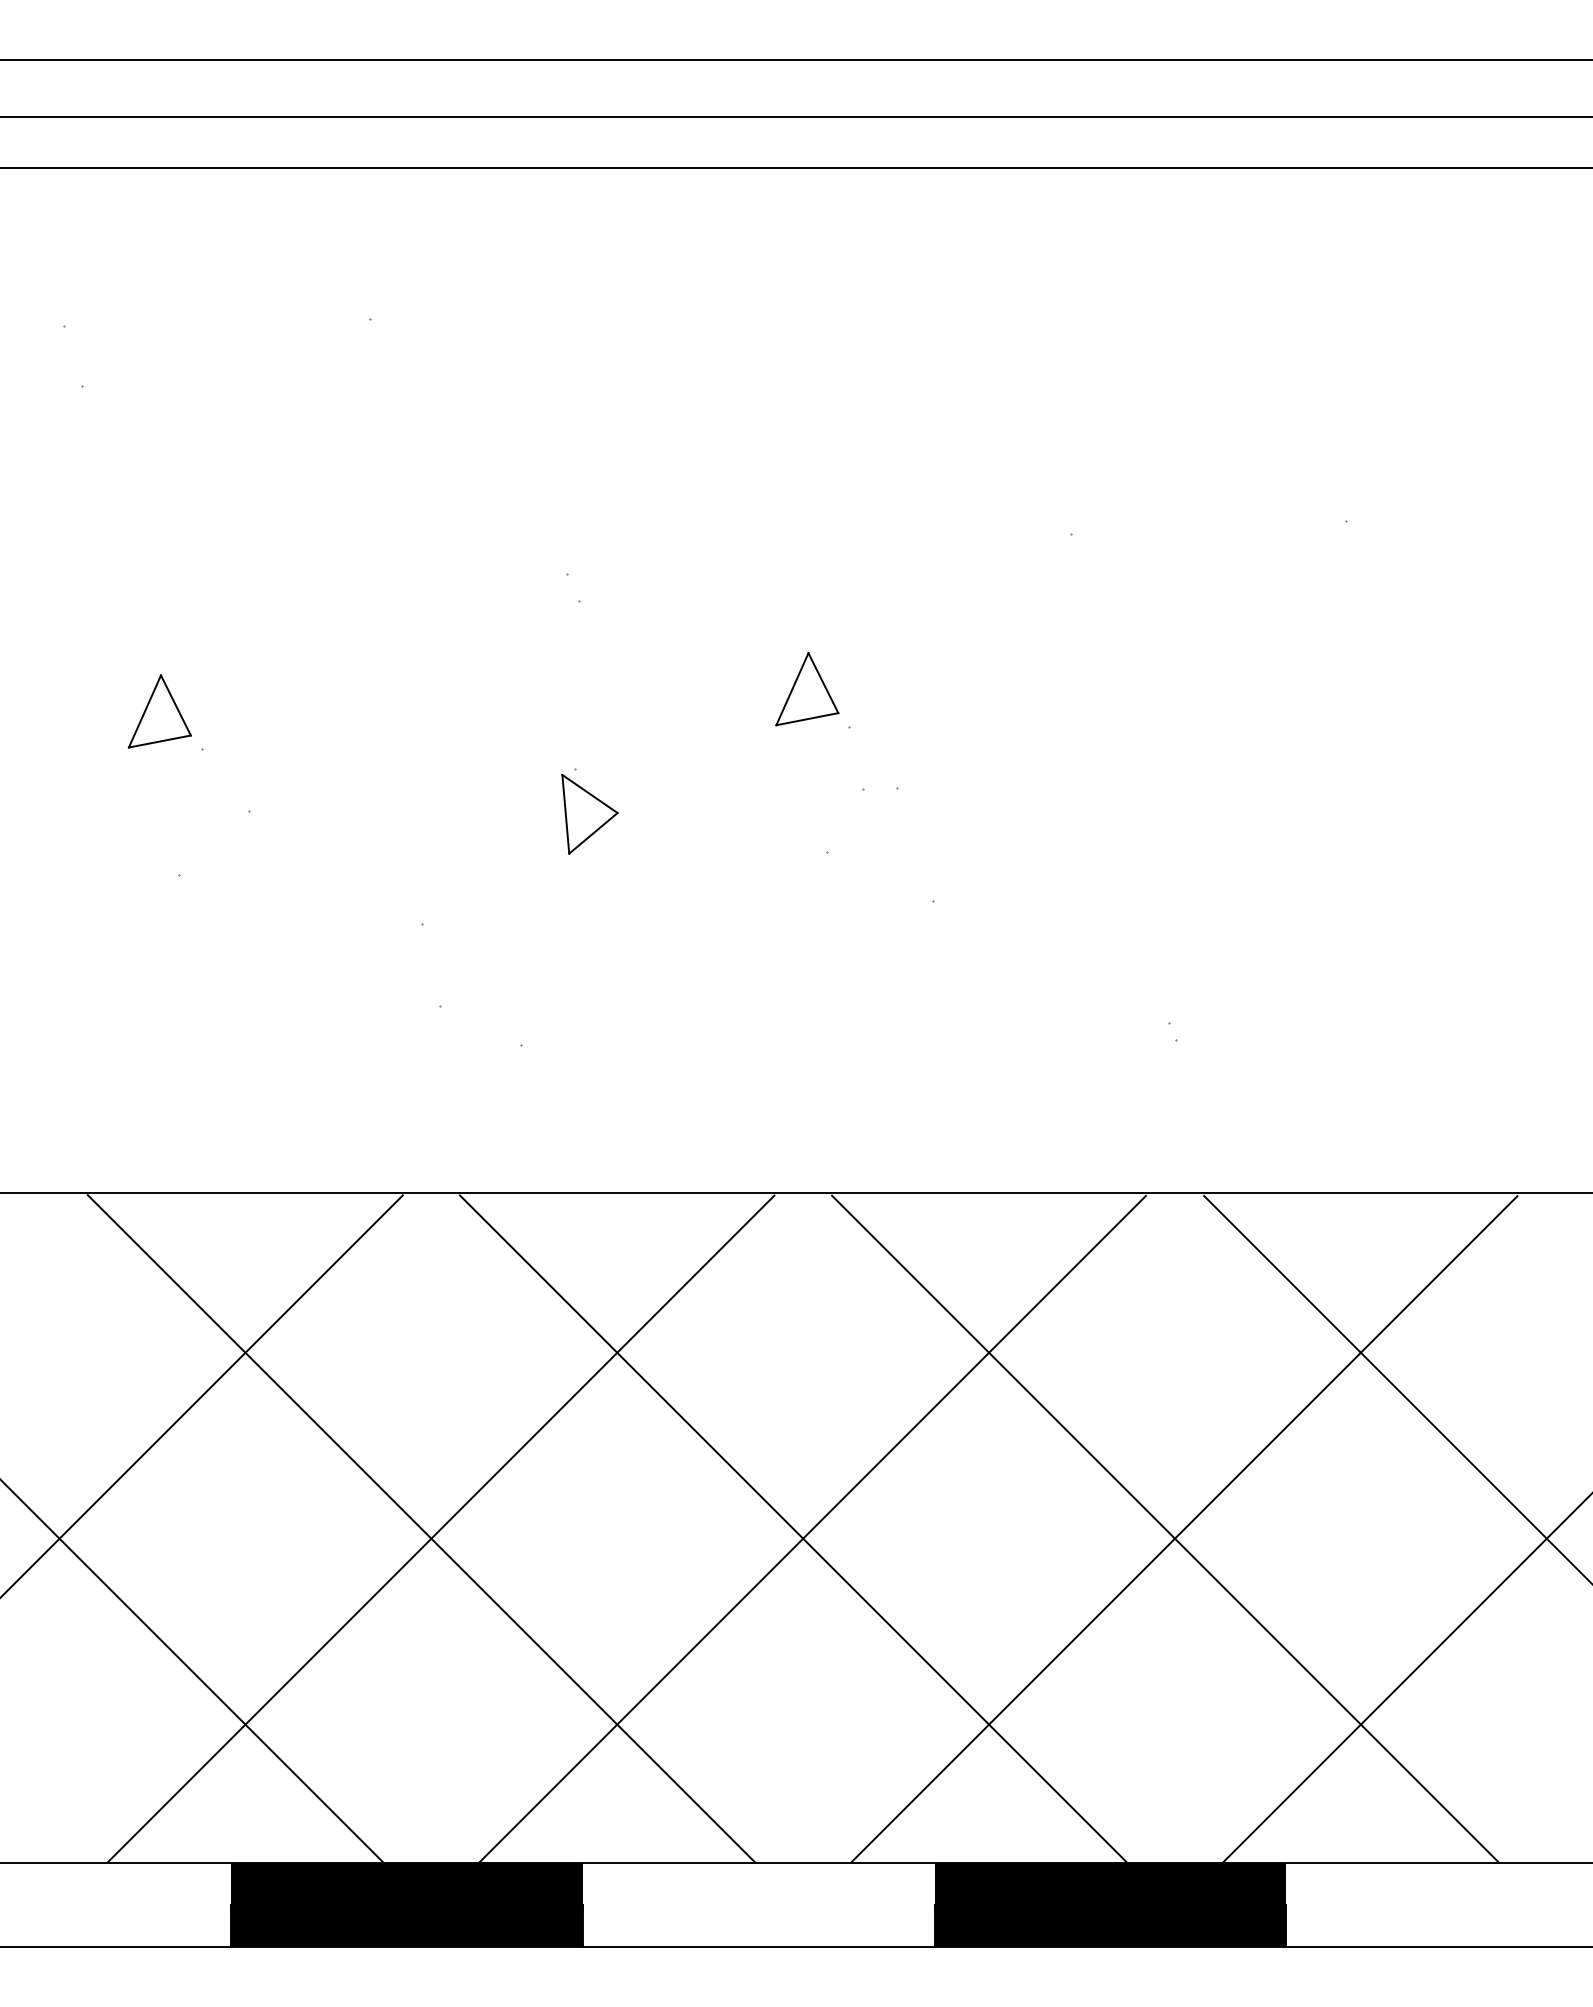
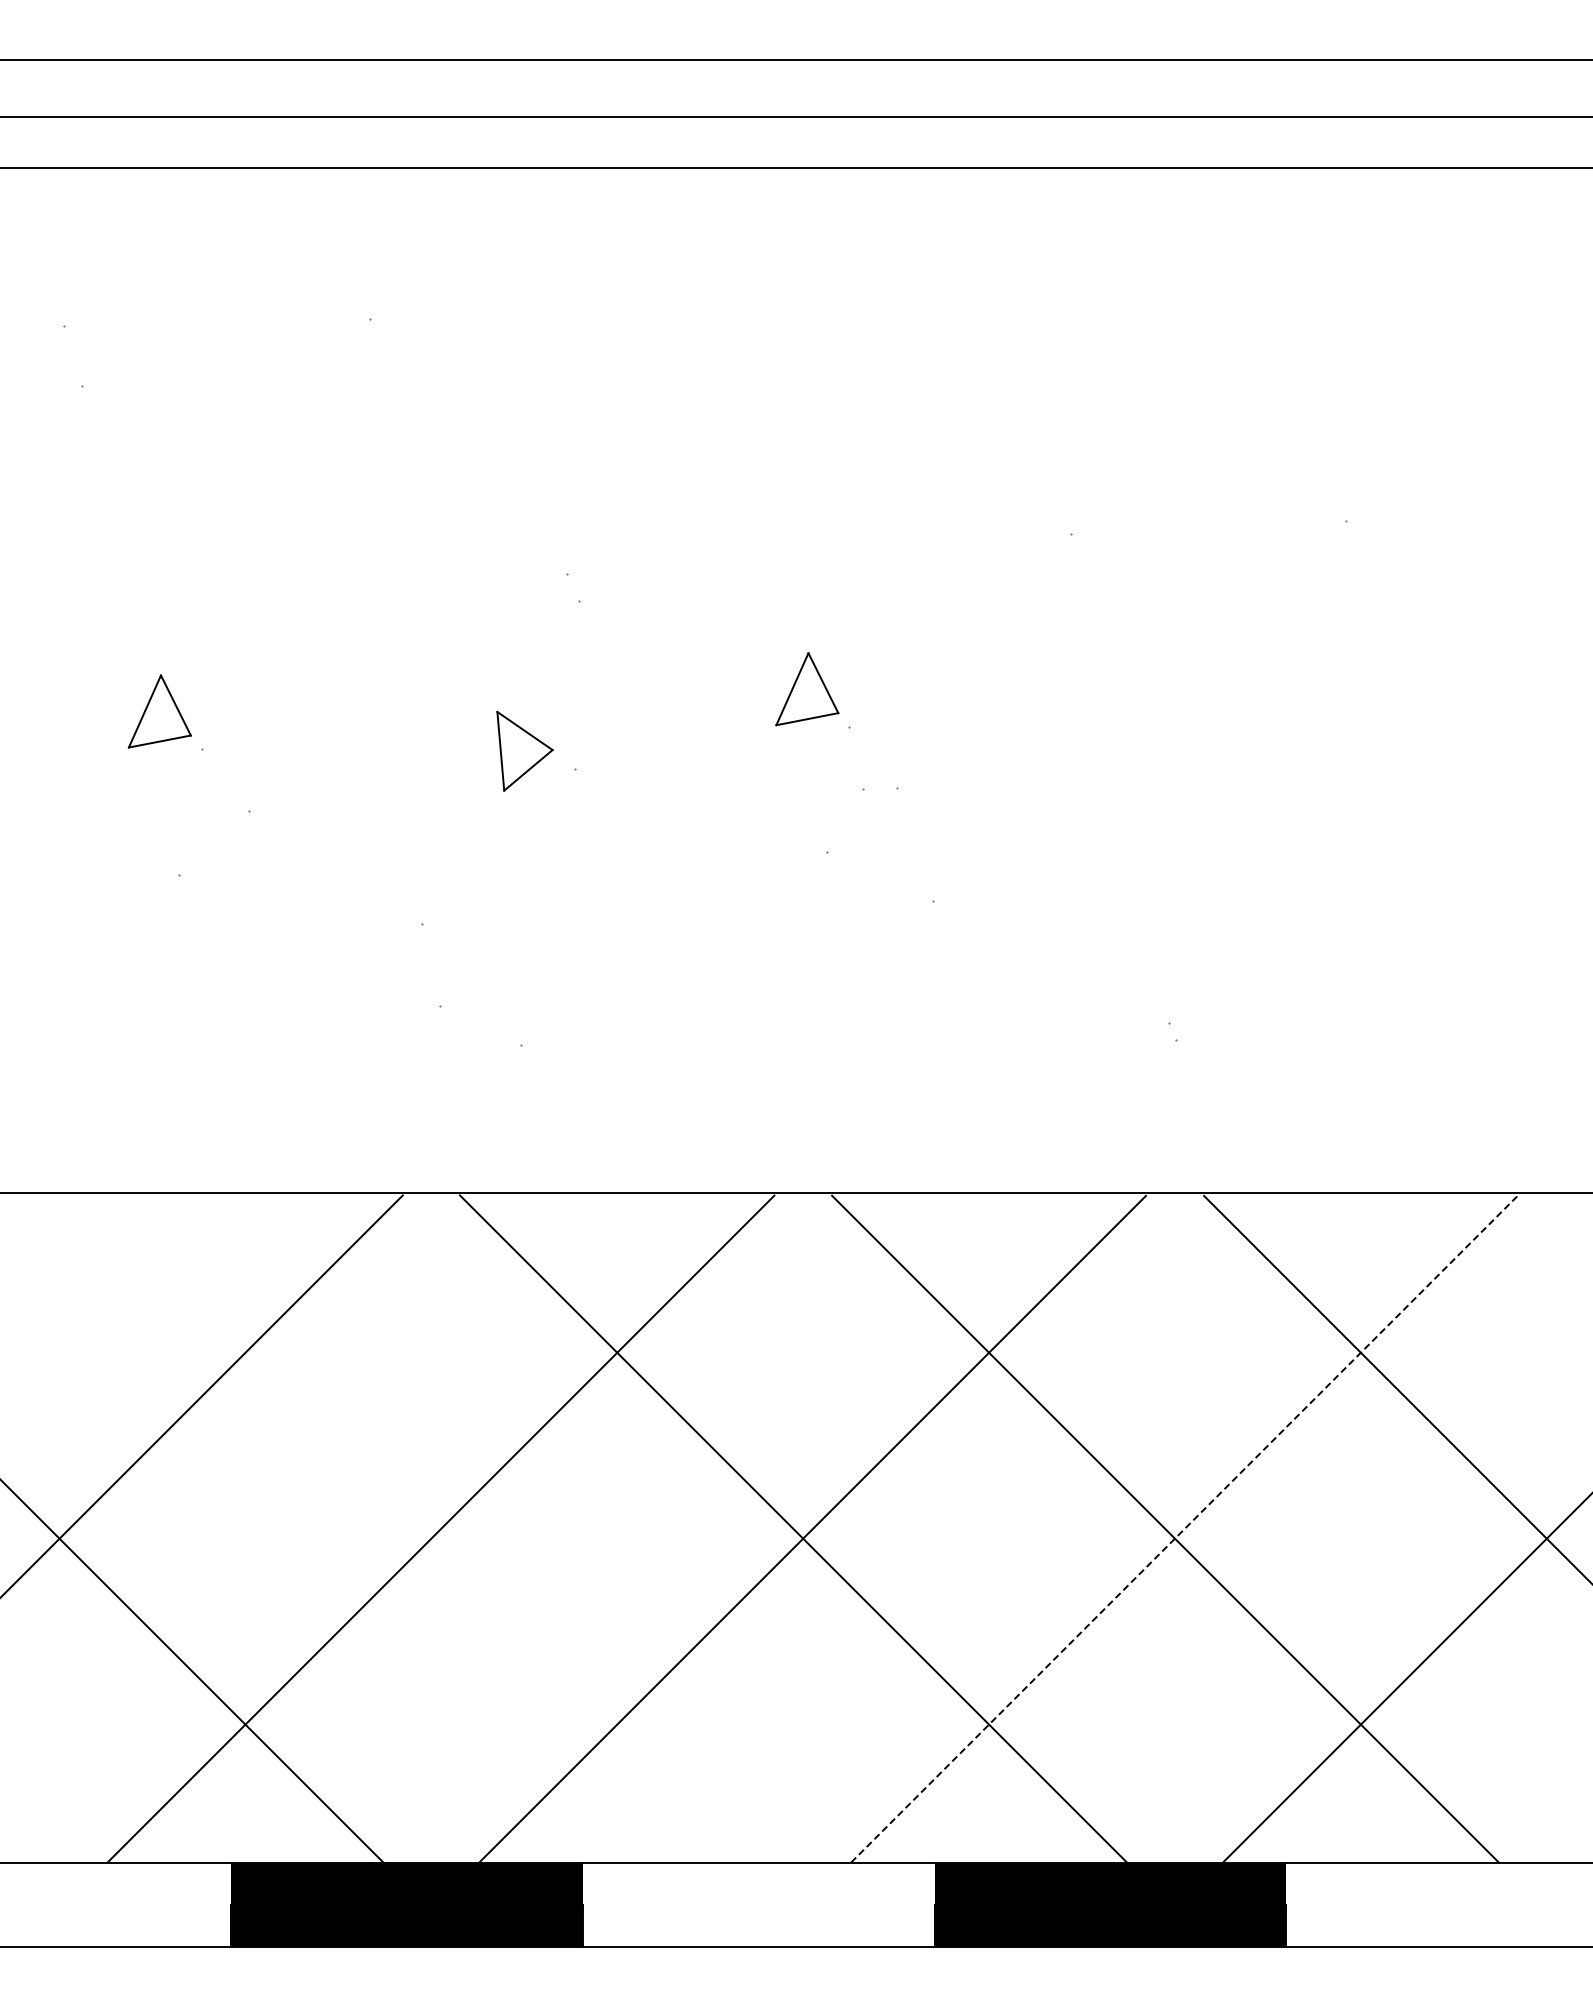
part position: (589, 813) -> (524, 750) (524, 750)
line: present -> none (421, 1528)
line: solid -> dashed (1184, 1529)
